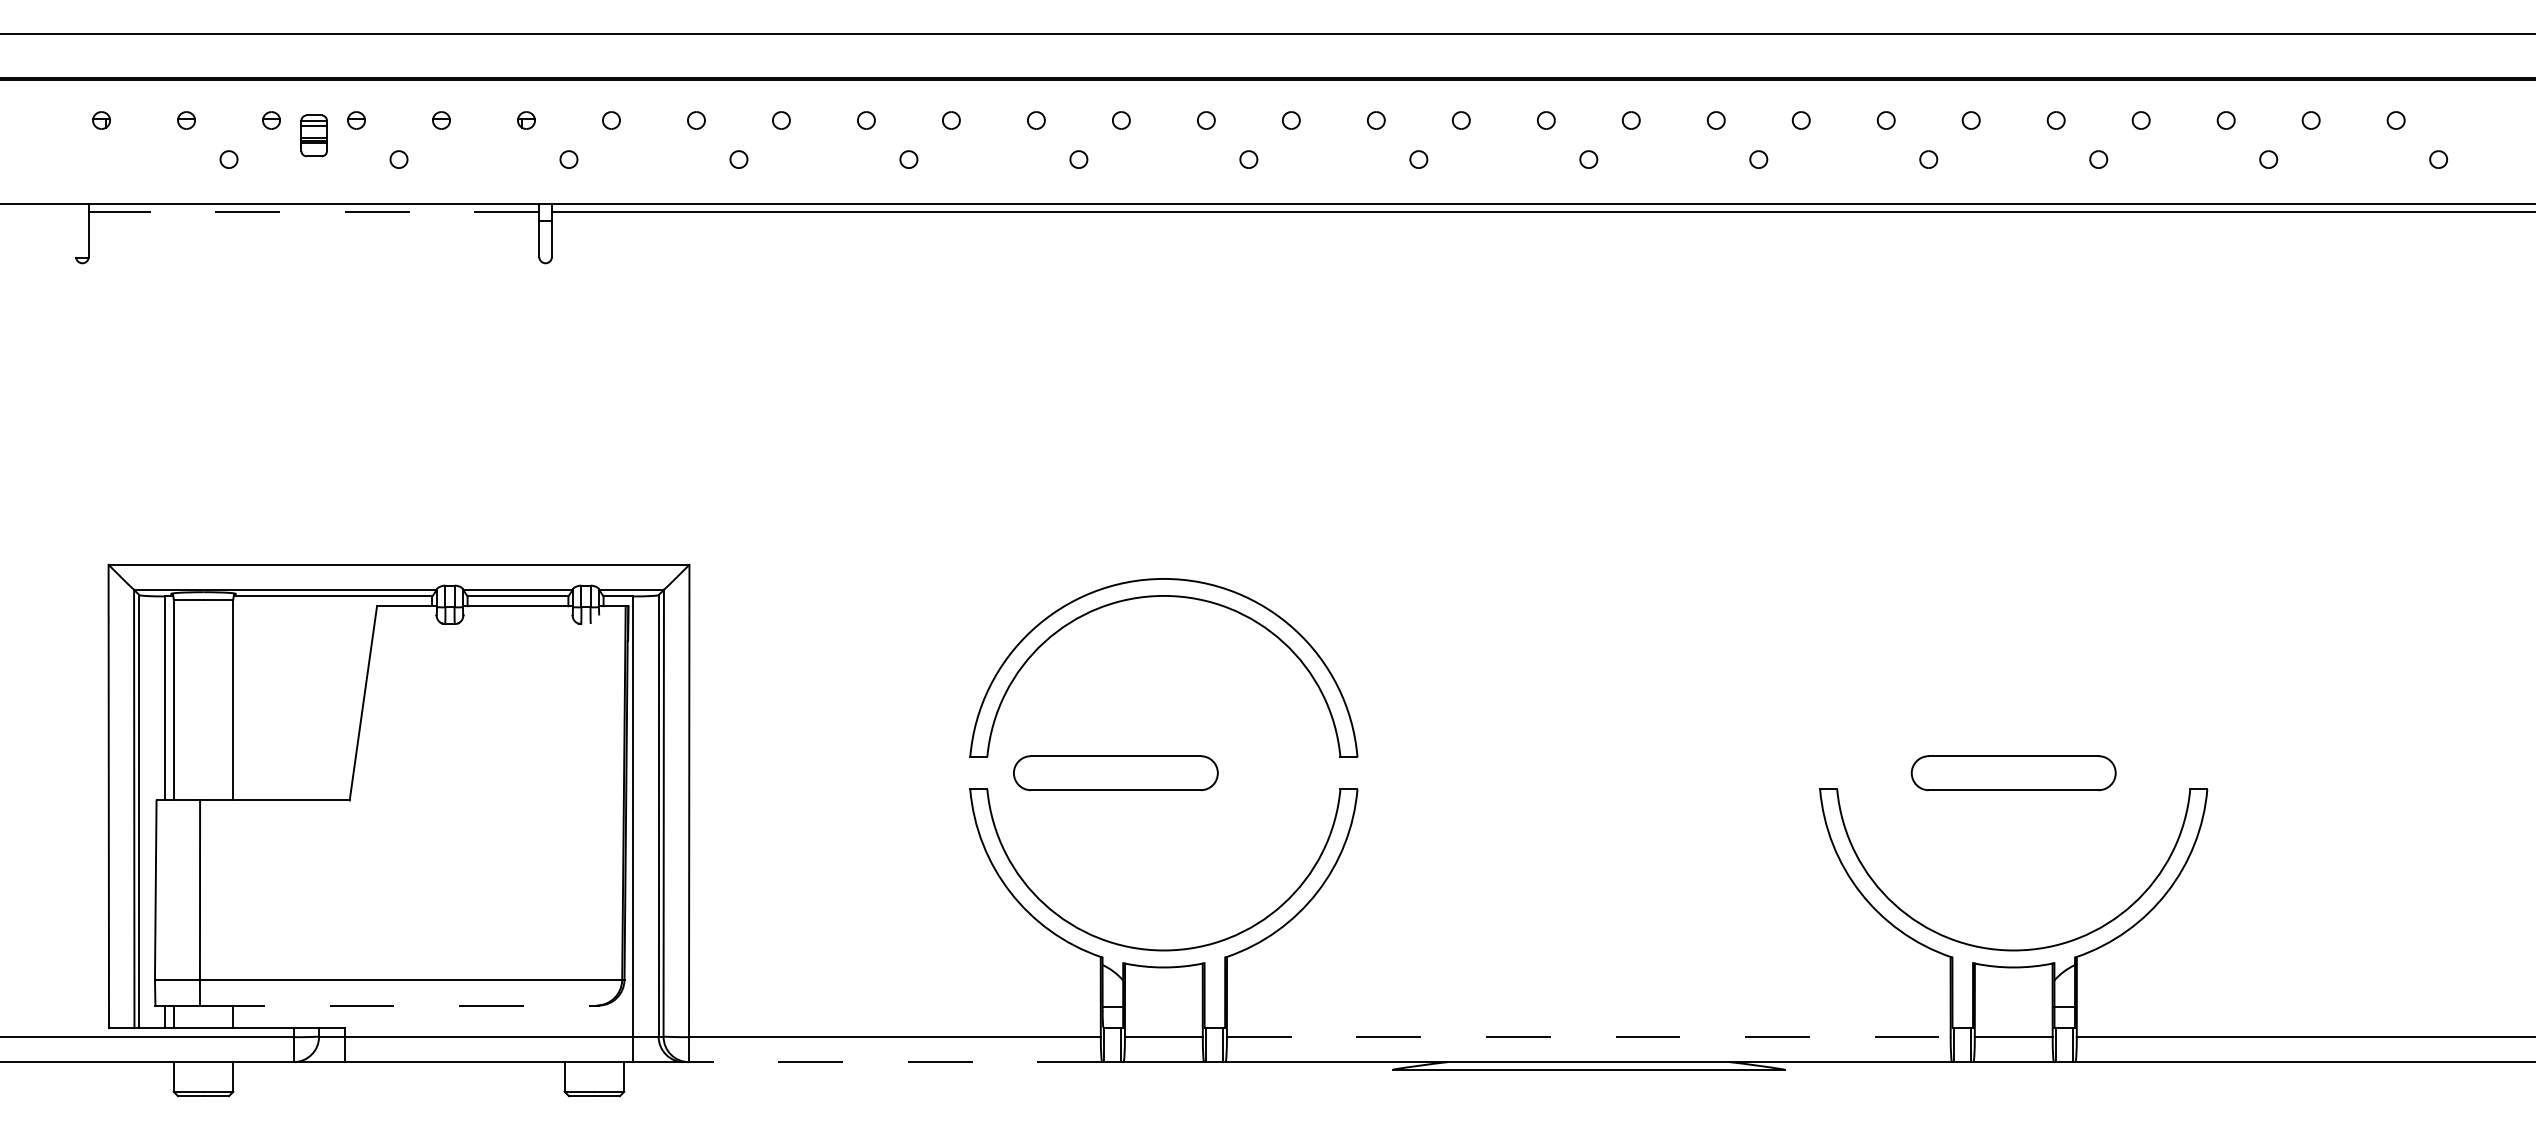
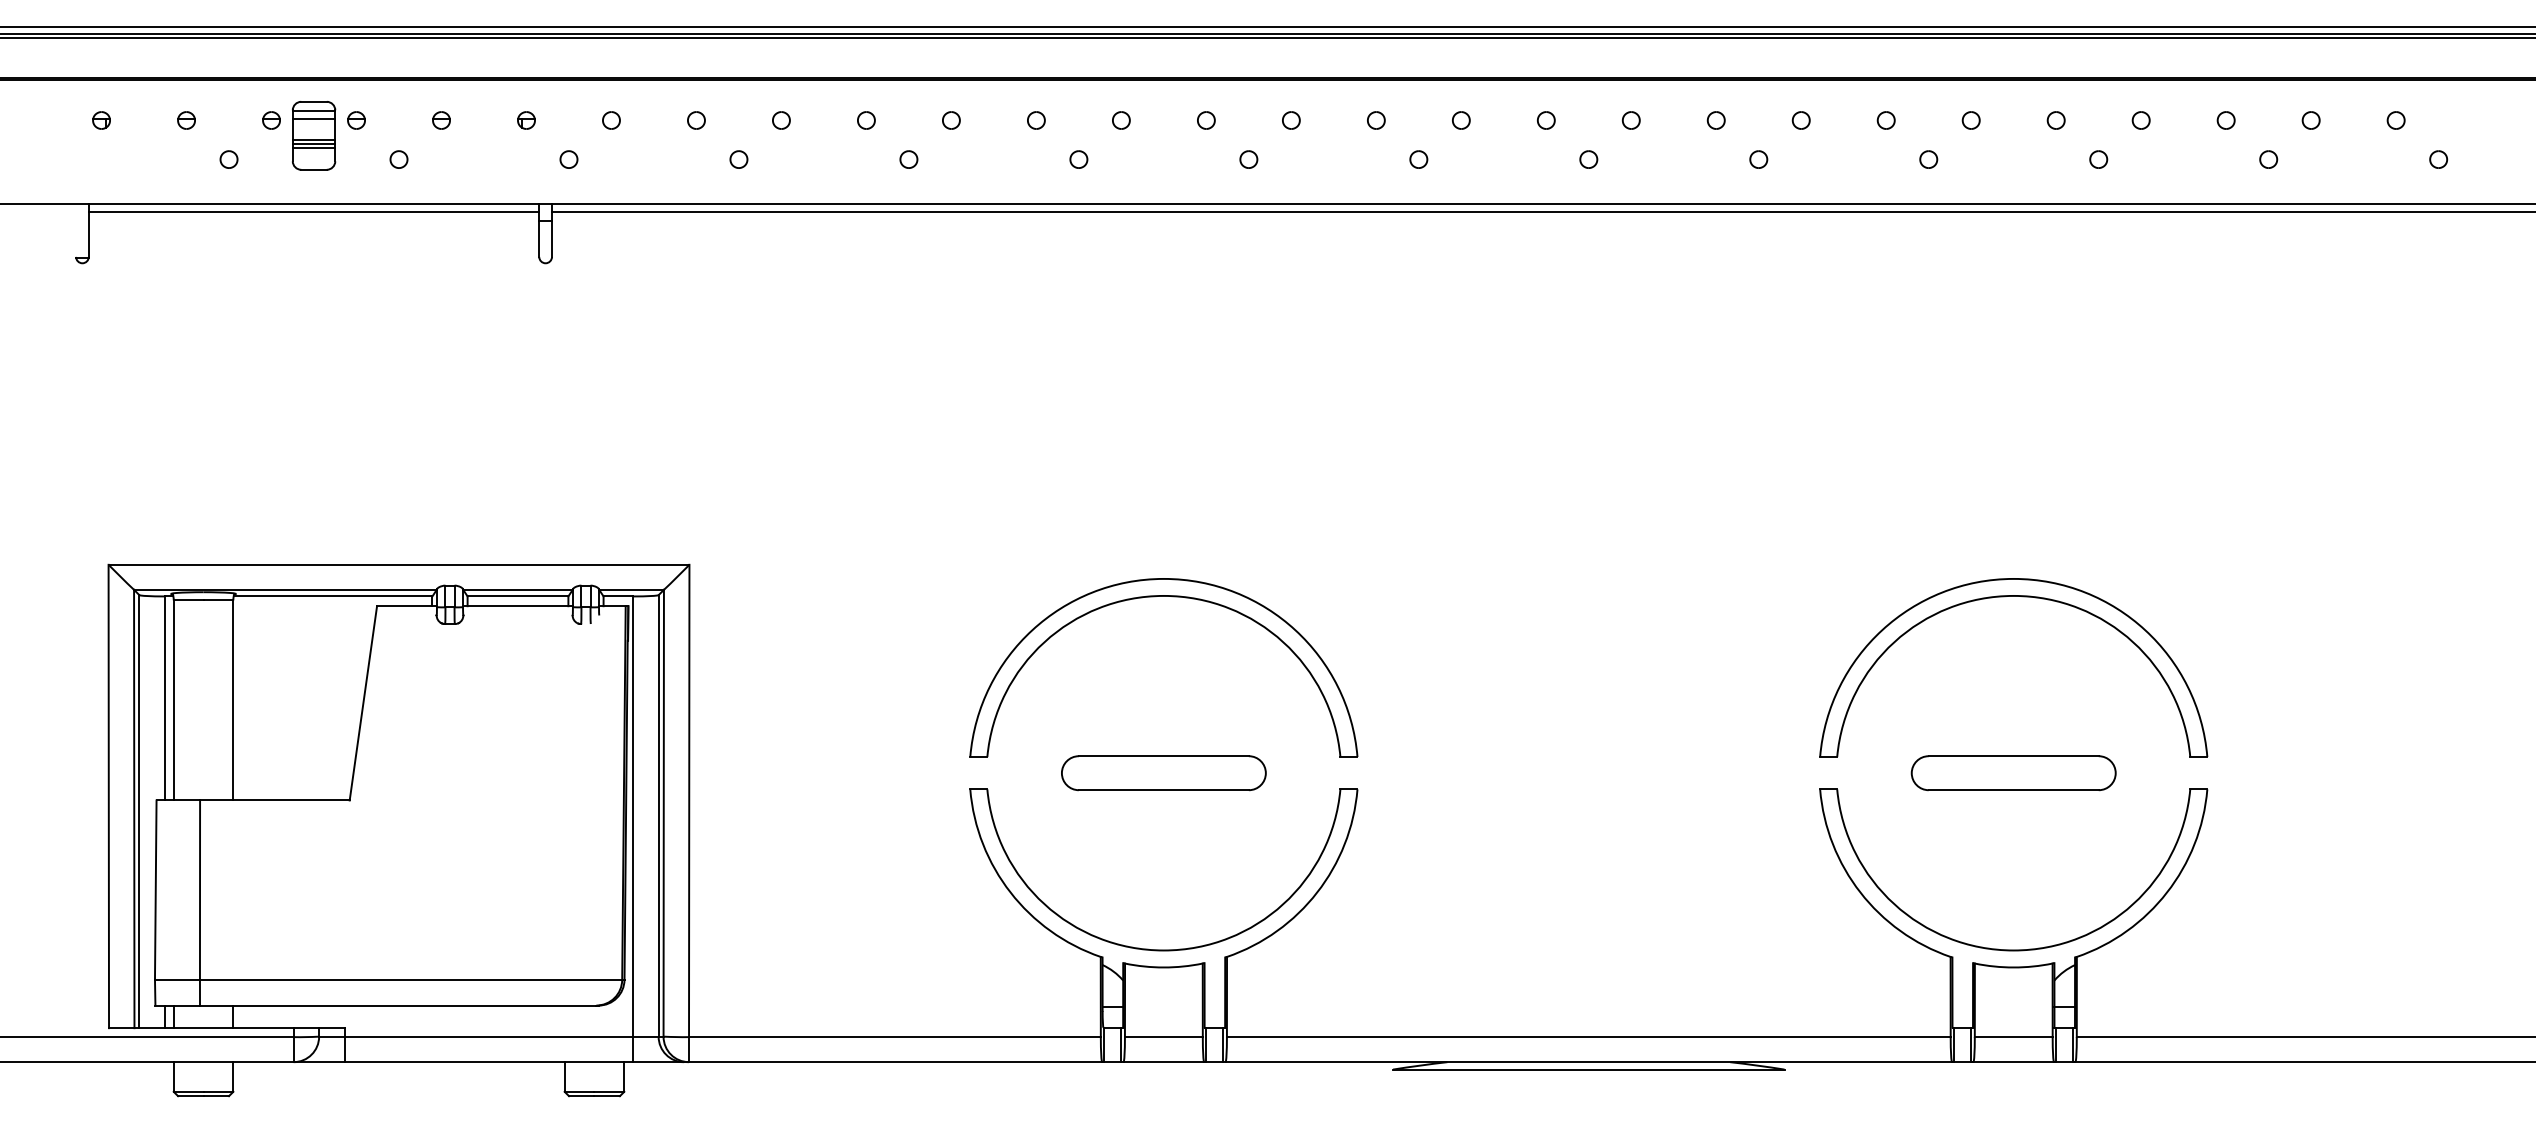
line: none -> present (1267, 27)
line: none -> present (1267, 38)
part size: 28x44 px -> 45x70 px (314, 135)
line: dashed -> solid (313, 212)
part: none -> present (2004, 597)
part position: (1115, 773) -> (1163, 773) (1163, 773)
line: dashed -> solid (398, 1005)
line: dashed -> solid (1588, 1037)
line: dashed -> solid (895, 1062)
